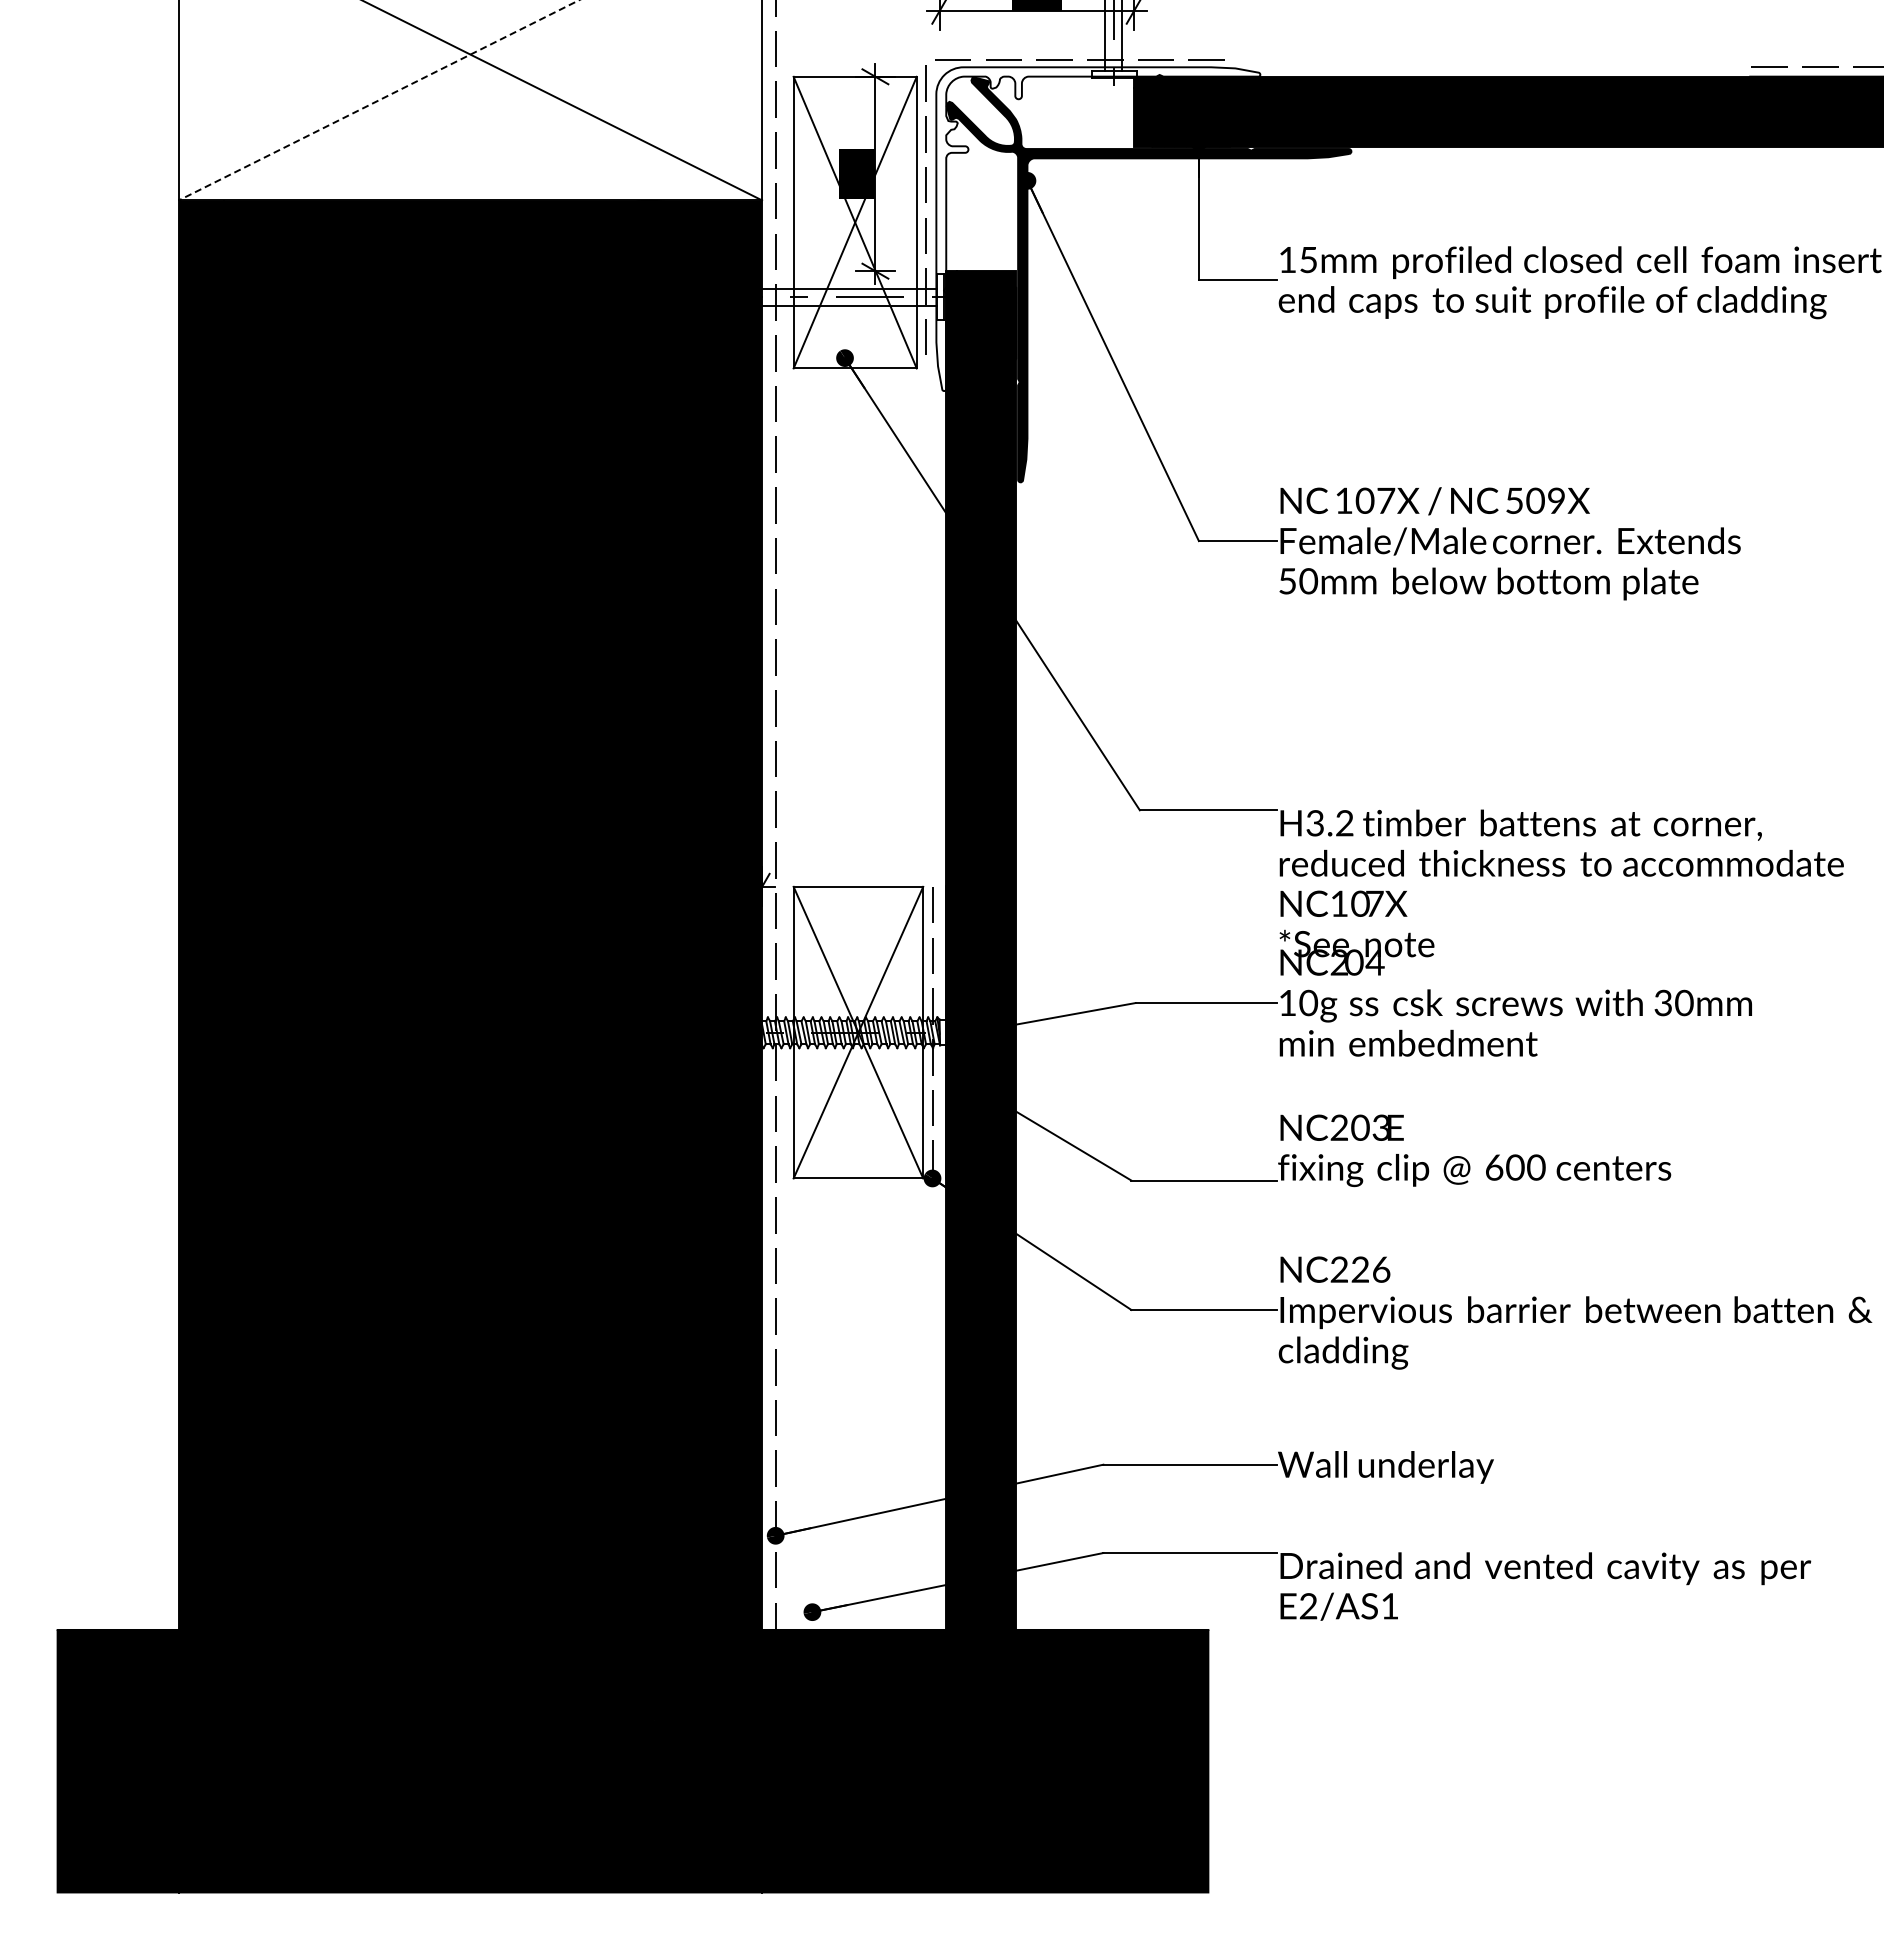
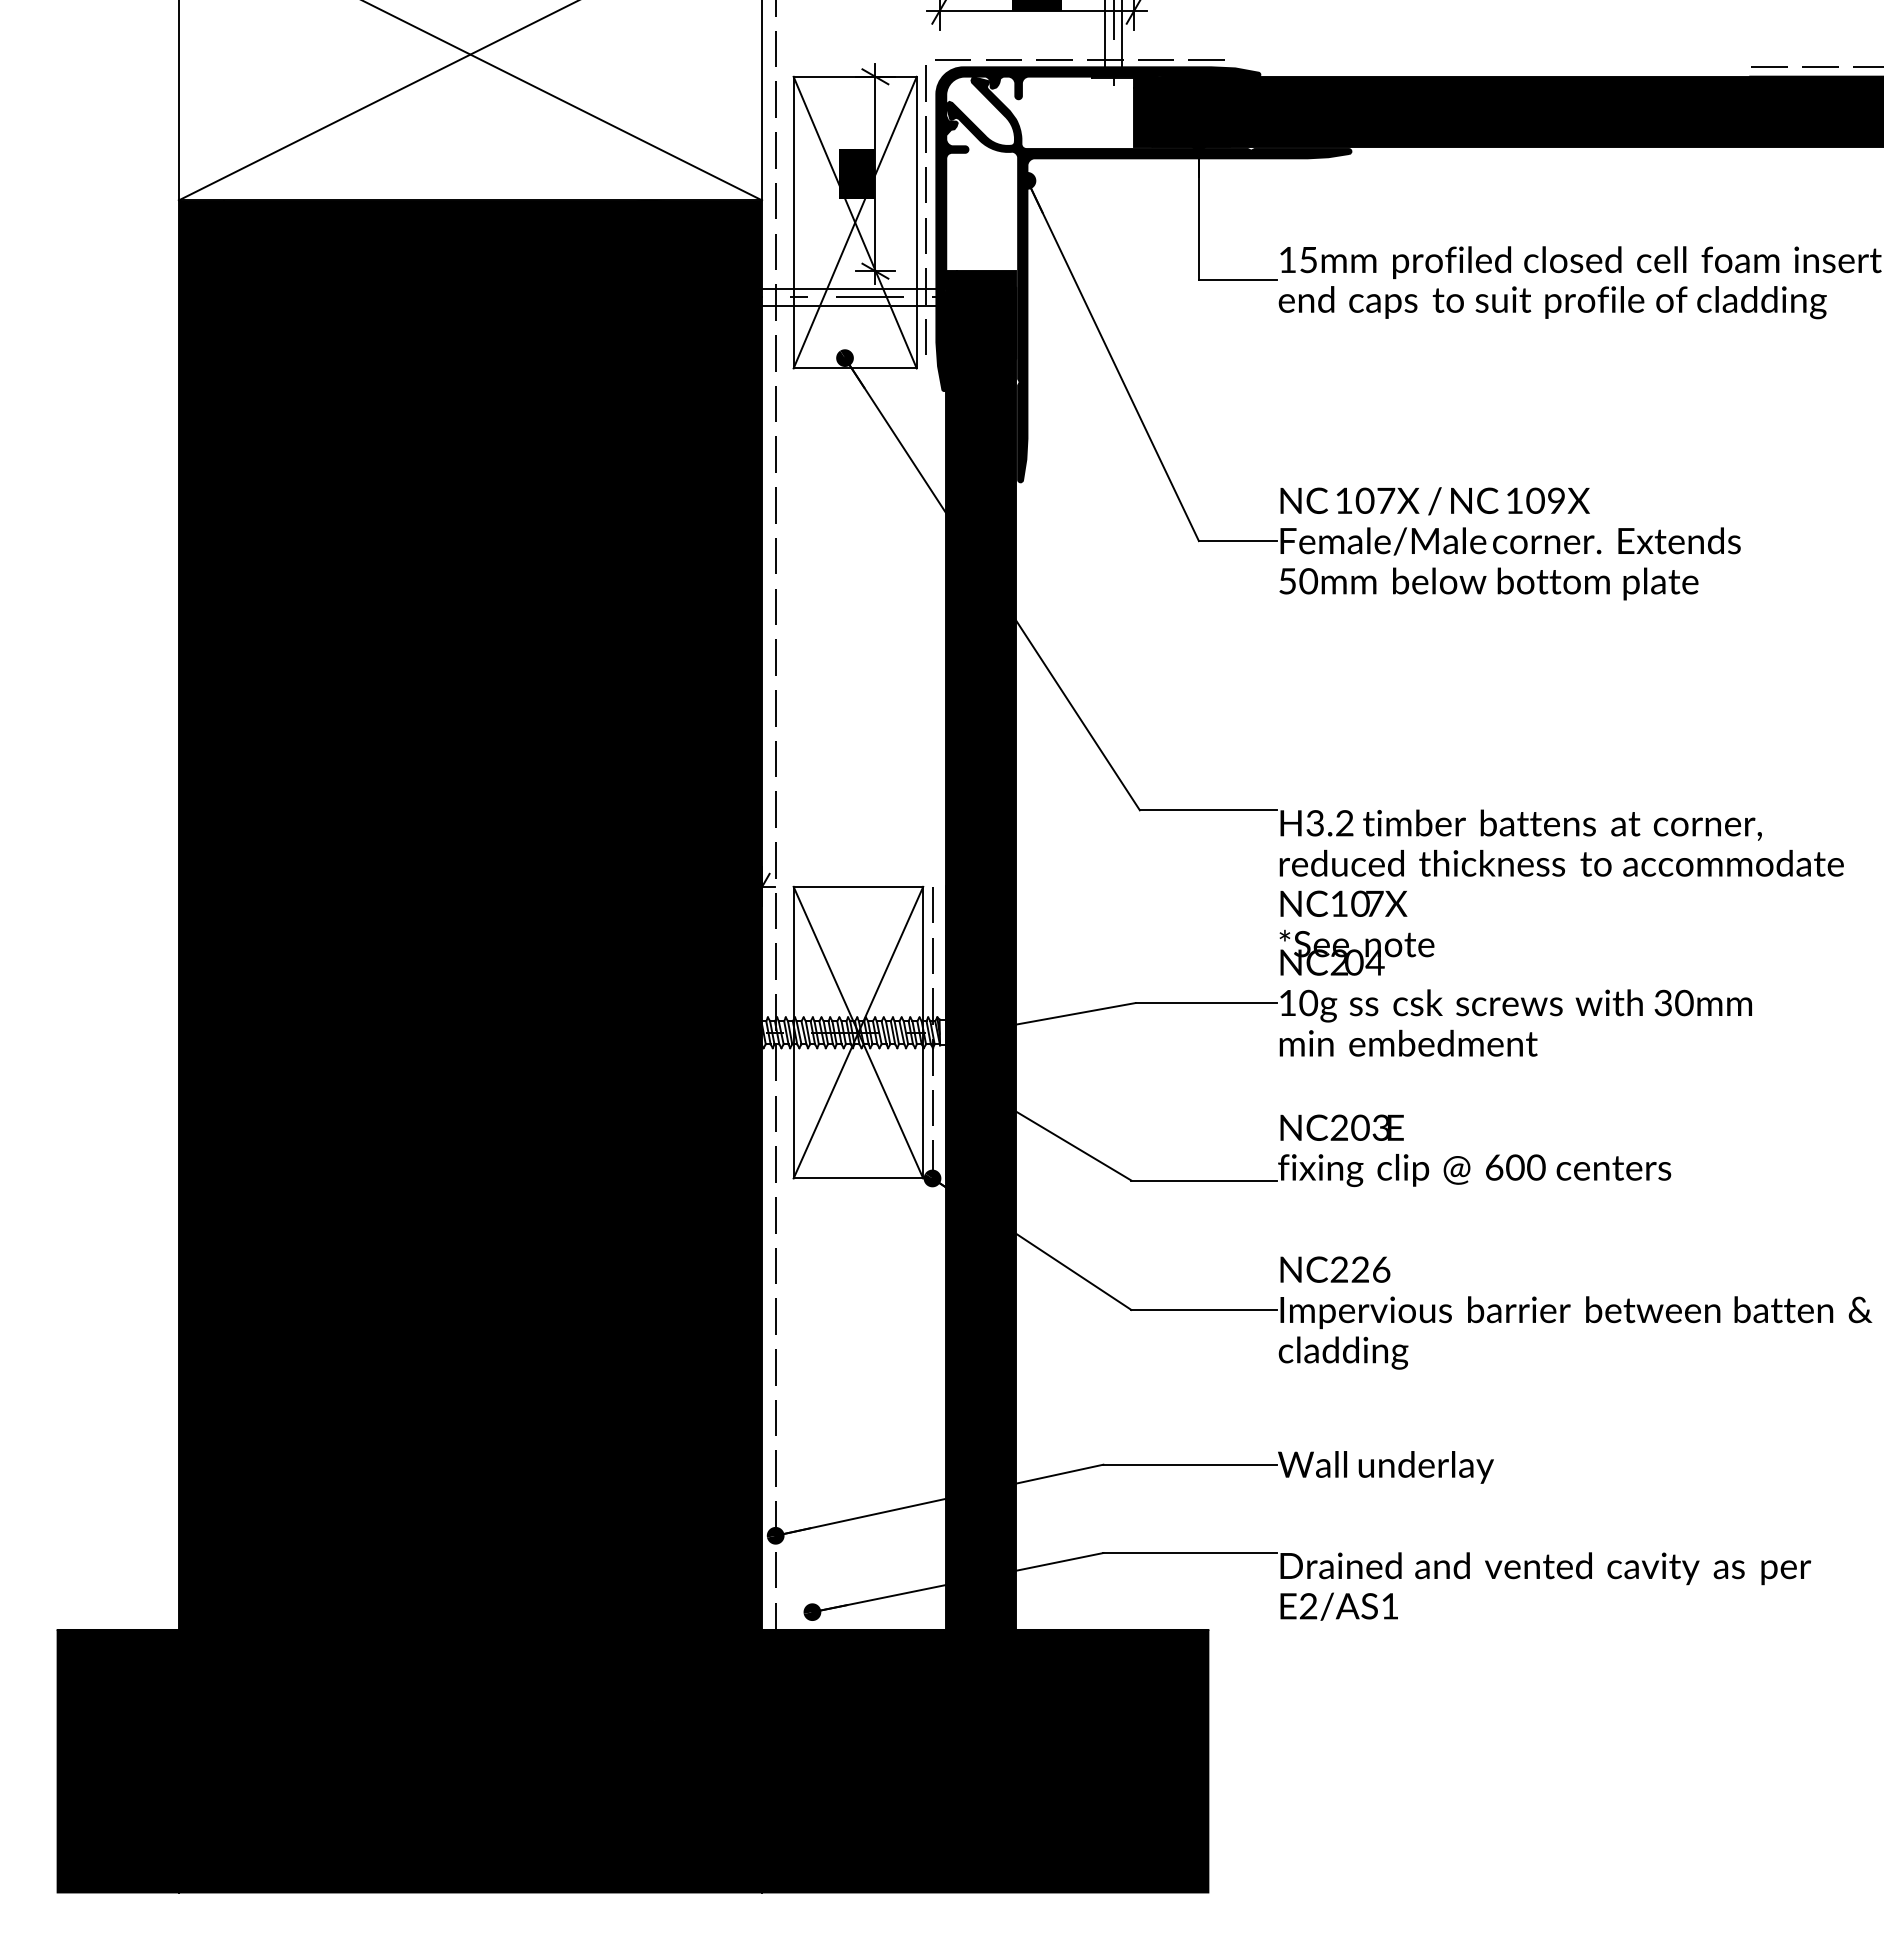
line: dashed -> solid (378, 100)
fill: none -> present (1098, 229)
text: 509X -> 109X (1514, 500)
